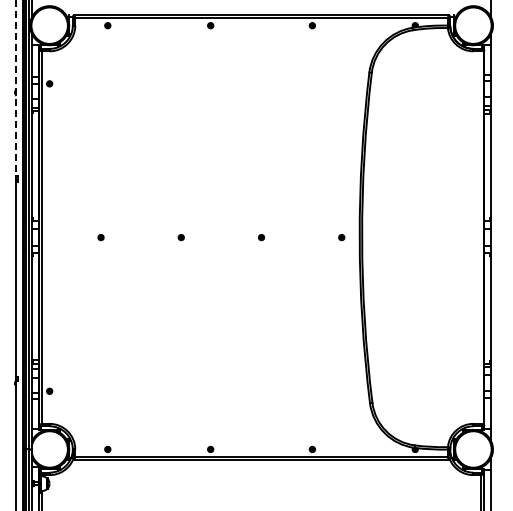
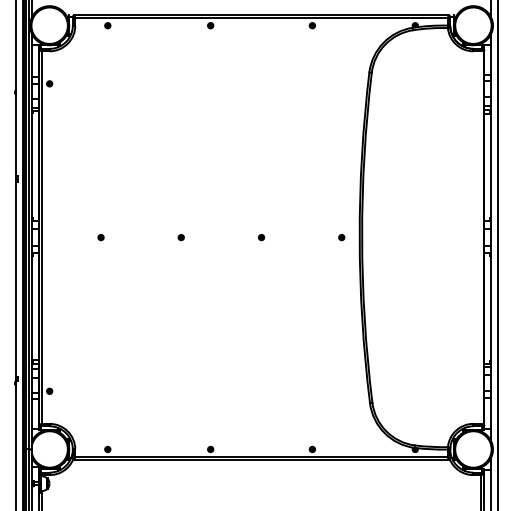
line: dashed -> solid (16, 88)
line: none -> present (497, 254)
